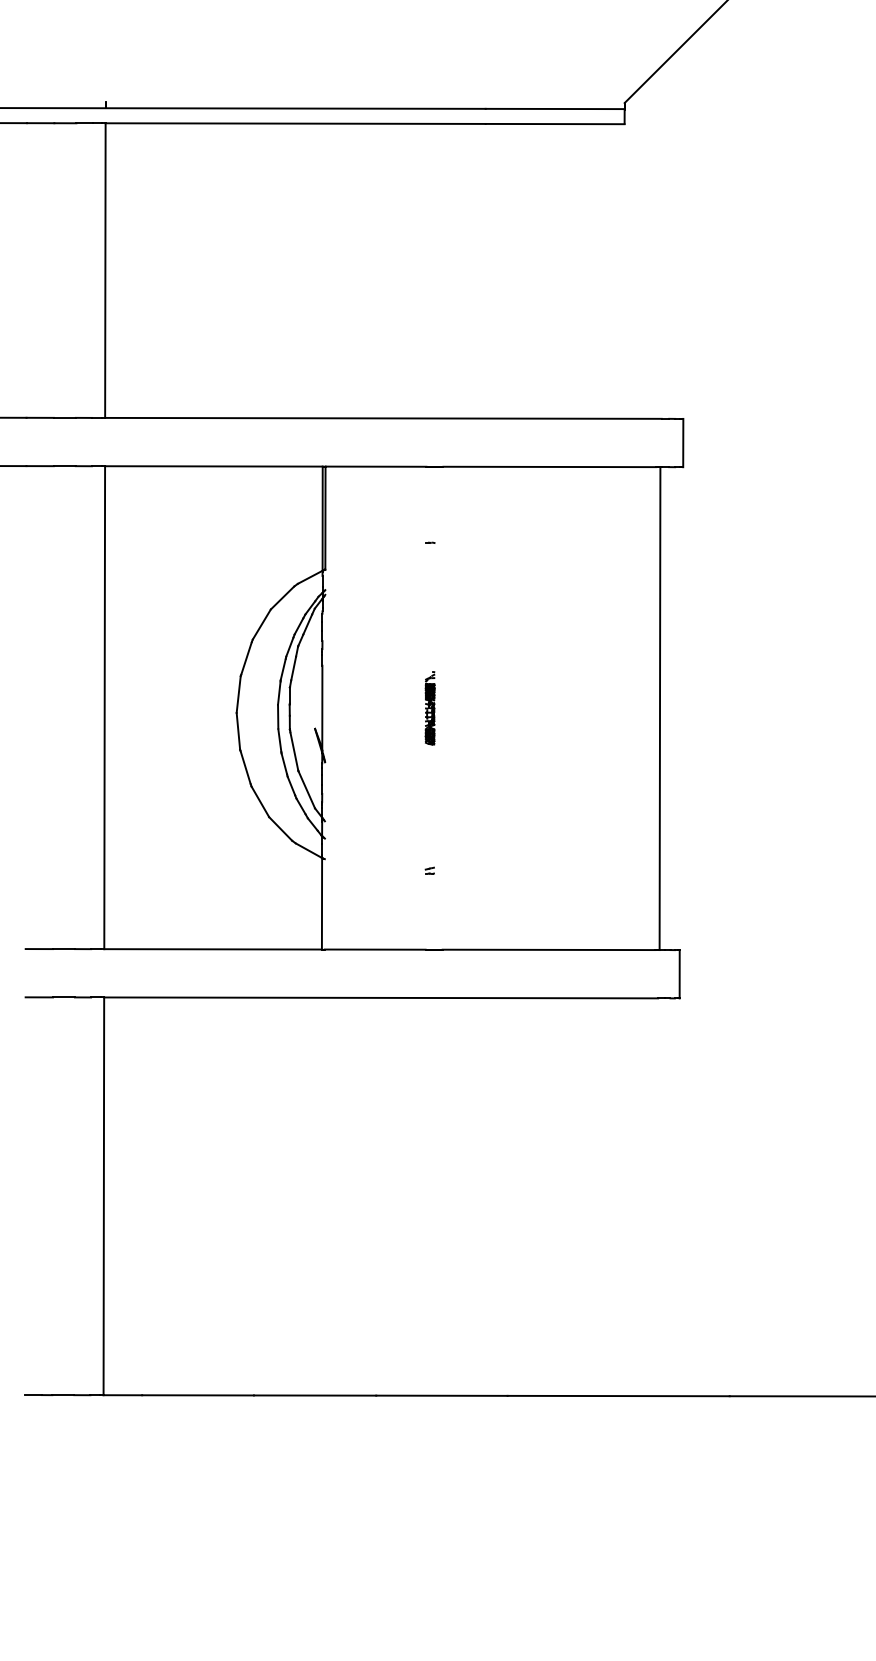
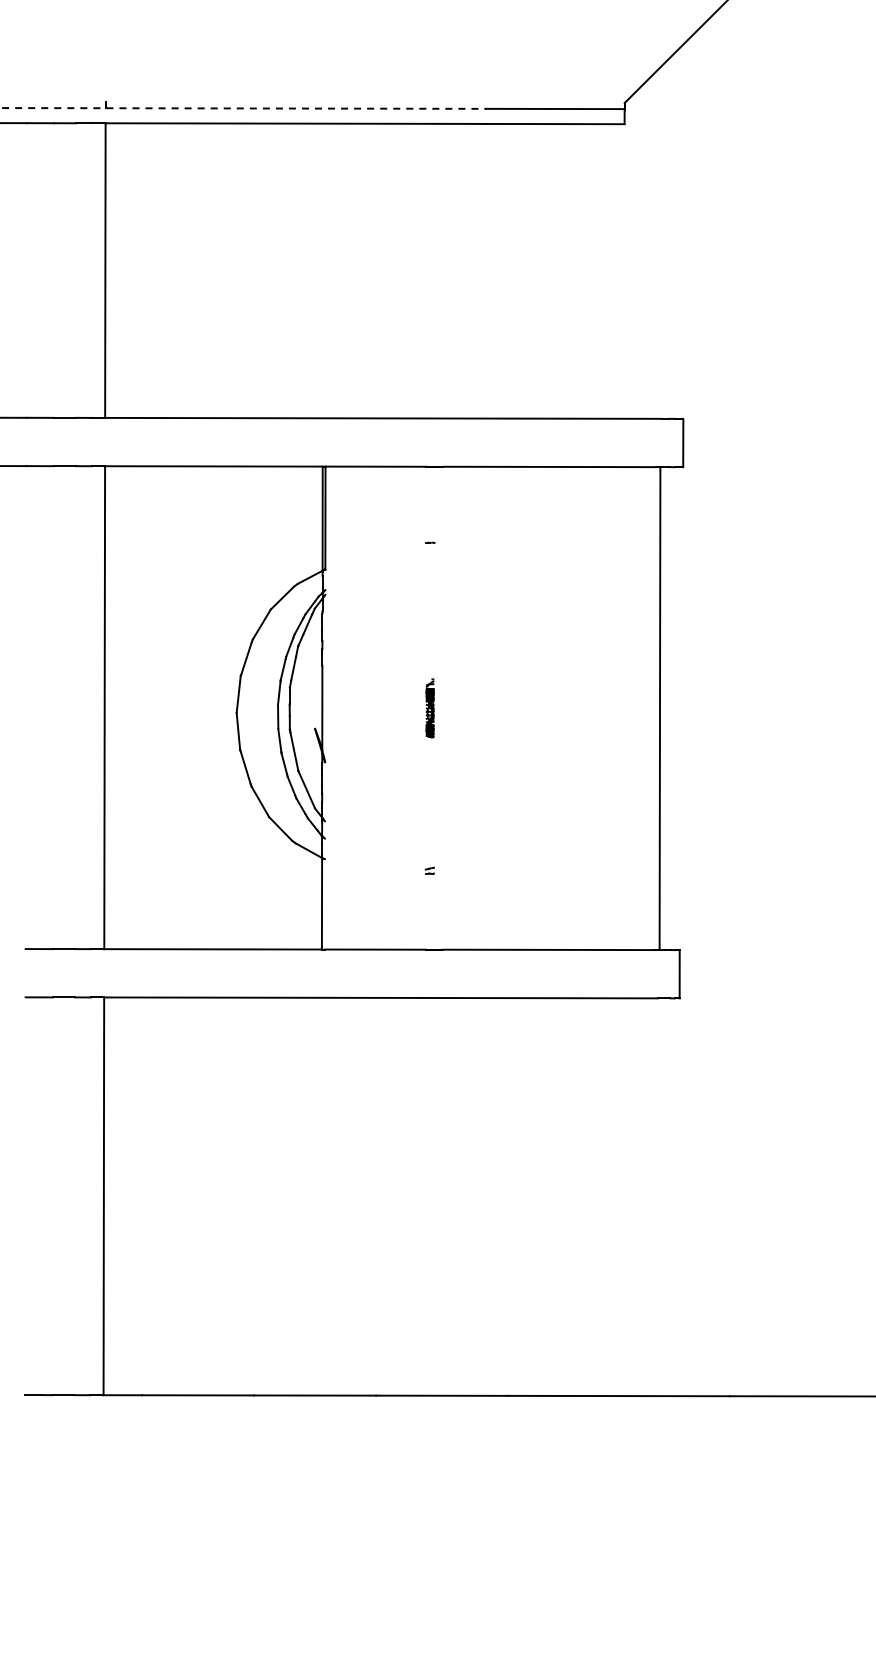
line: solid -> dashed (243, 108)
part size: 12x75 px -> 10x61 px (429, 708)
